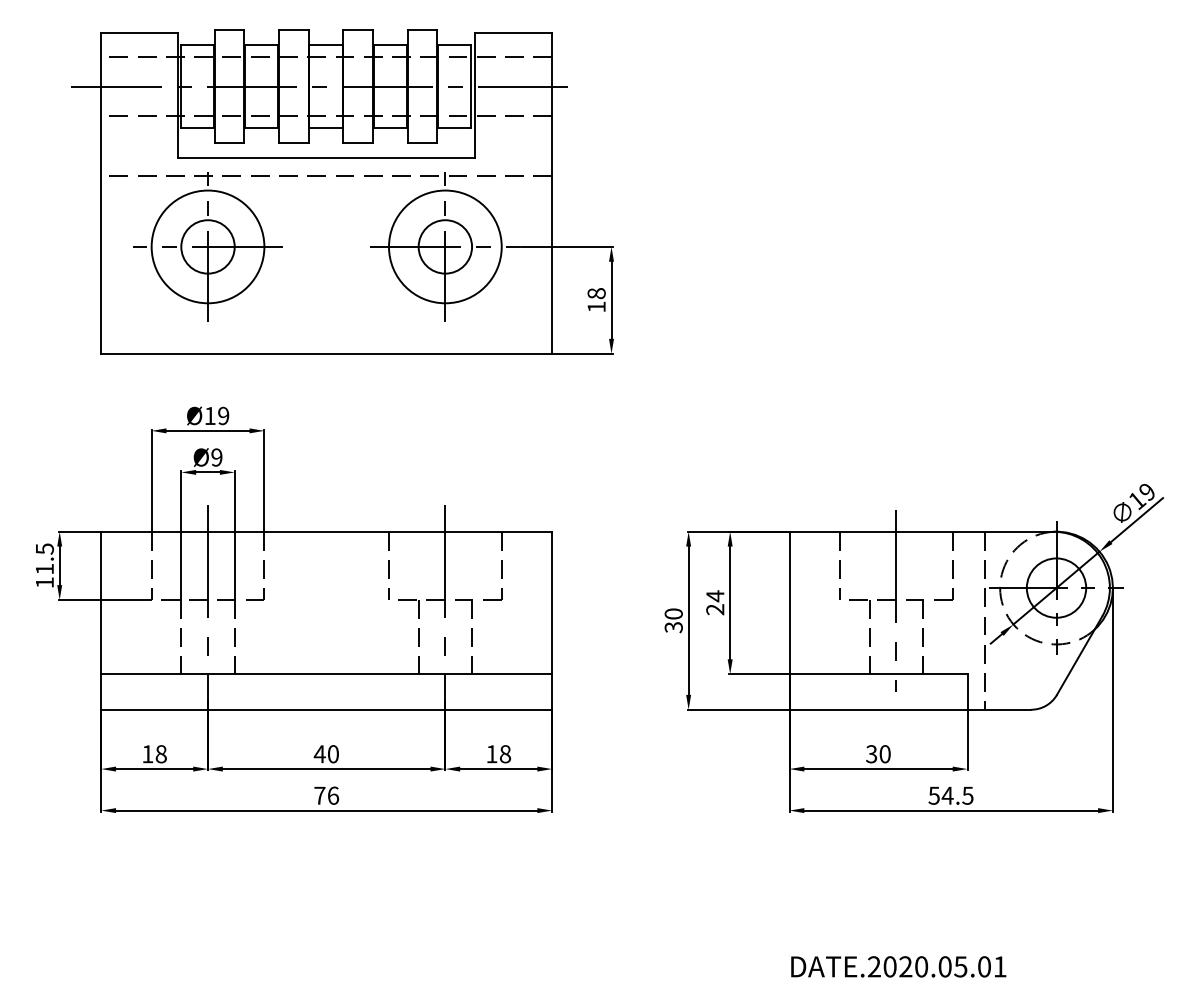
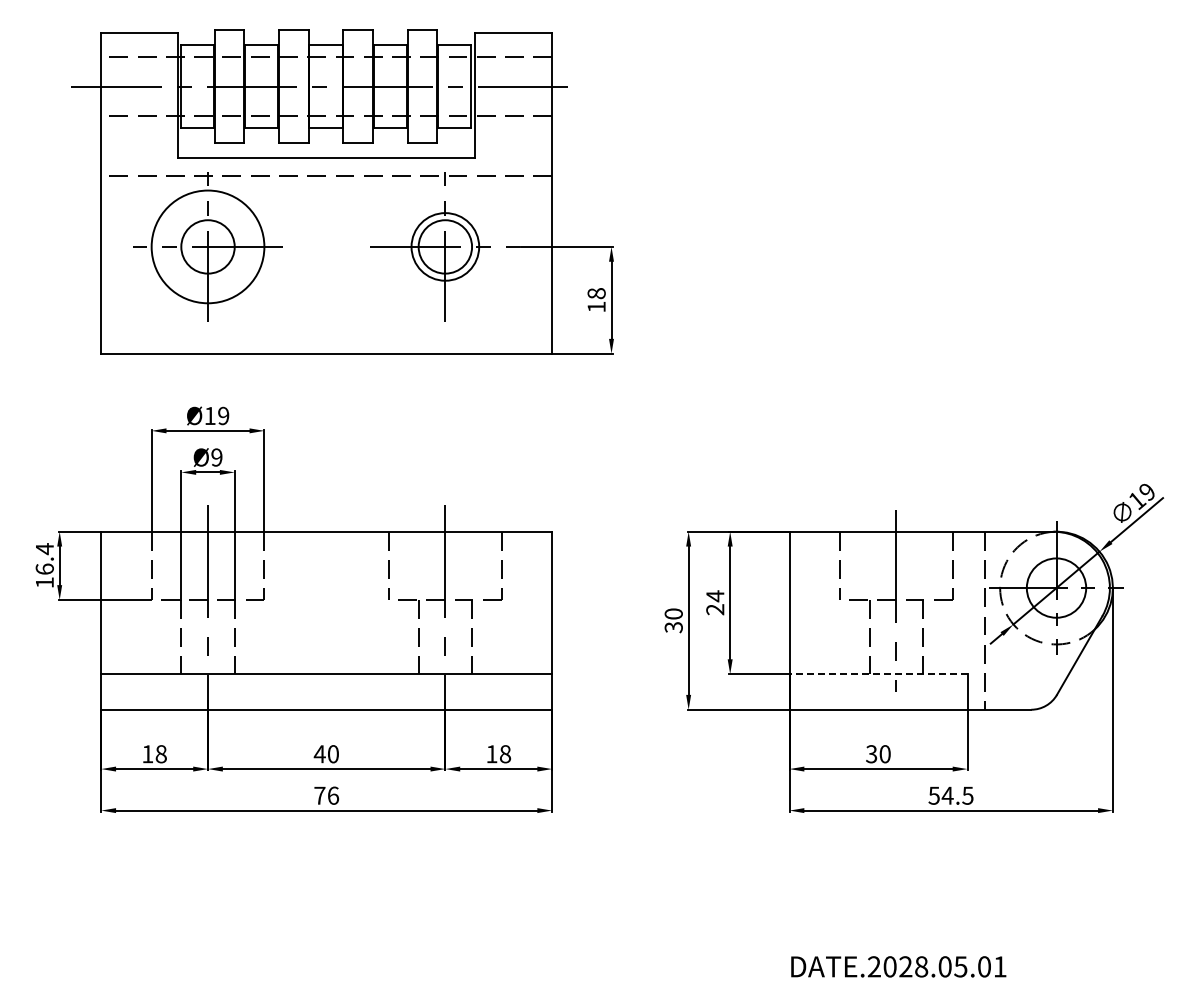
circle diameter: 113 px -> 68 px (445, 246)
text: 11.5 -> 16.4 (44, 558)
line: solid -> dashed (878, 674)
text: DATE.2020.05.01 -> DATE.2028.05.01 (921, 966)
